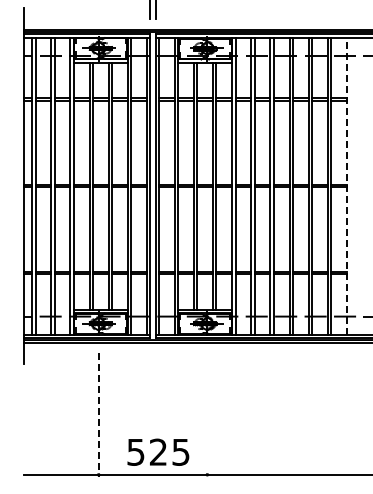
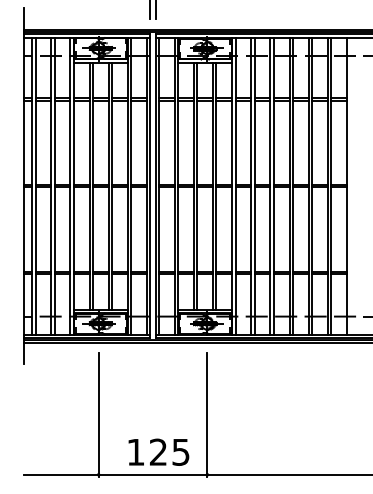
line: dashed -> solid (346, 186)
line: dashed -> solid (98, 415)
line: none -> present (207, 415)
text: 525 -> 125 (135, 452)
